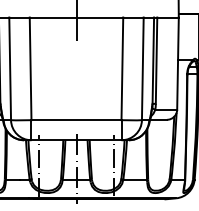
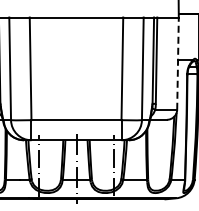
line: present -> none (76, 21)
line: solid -> dashed (178, 63)
